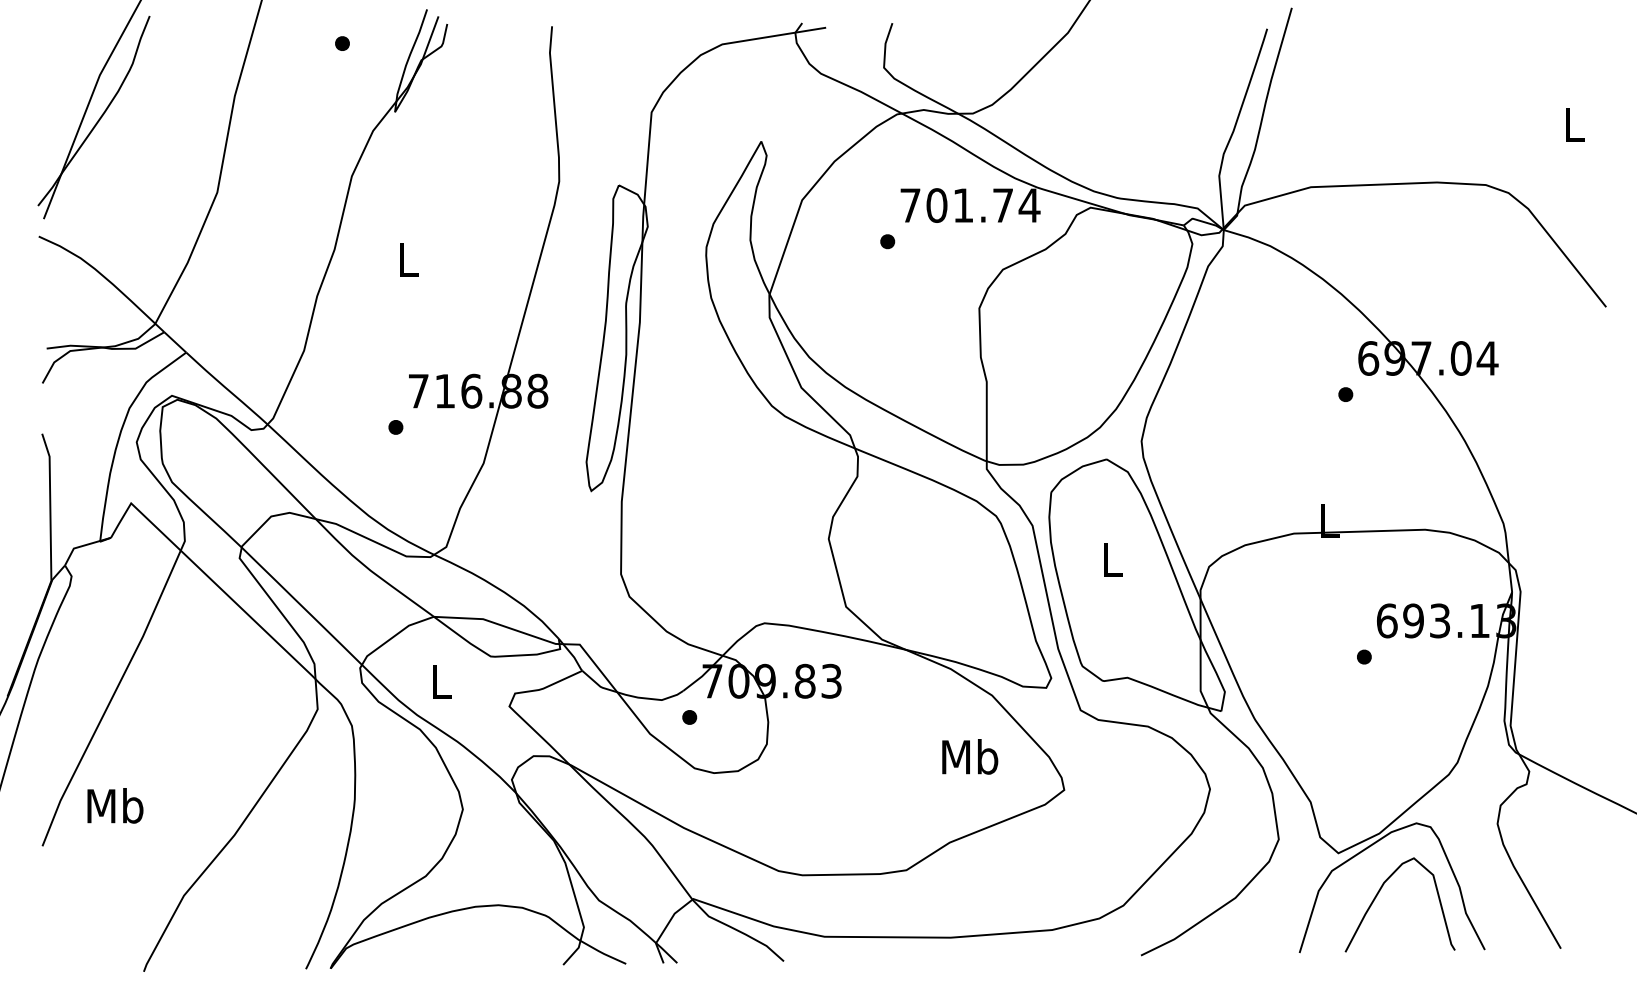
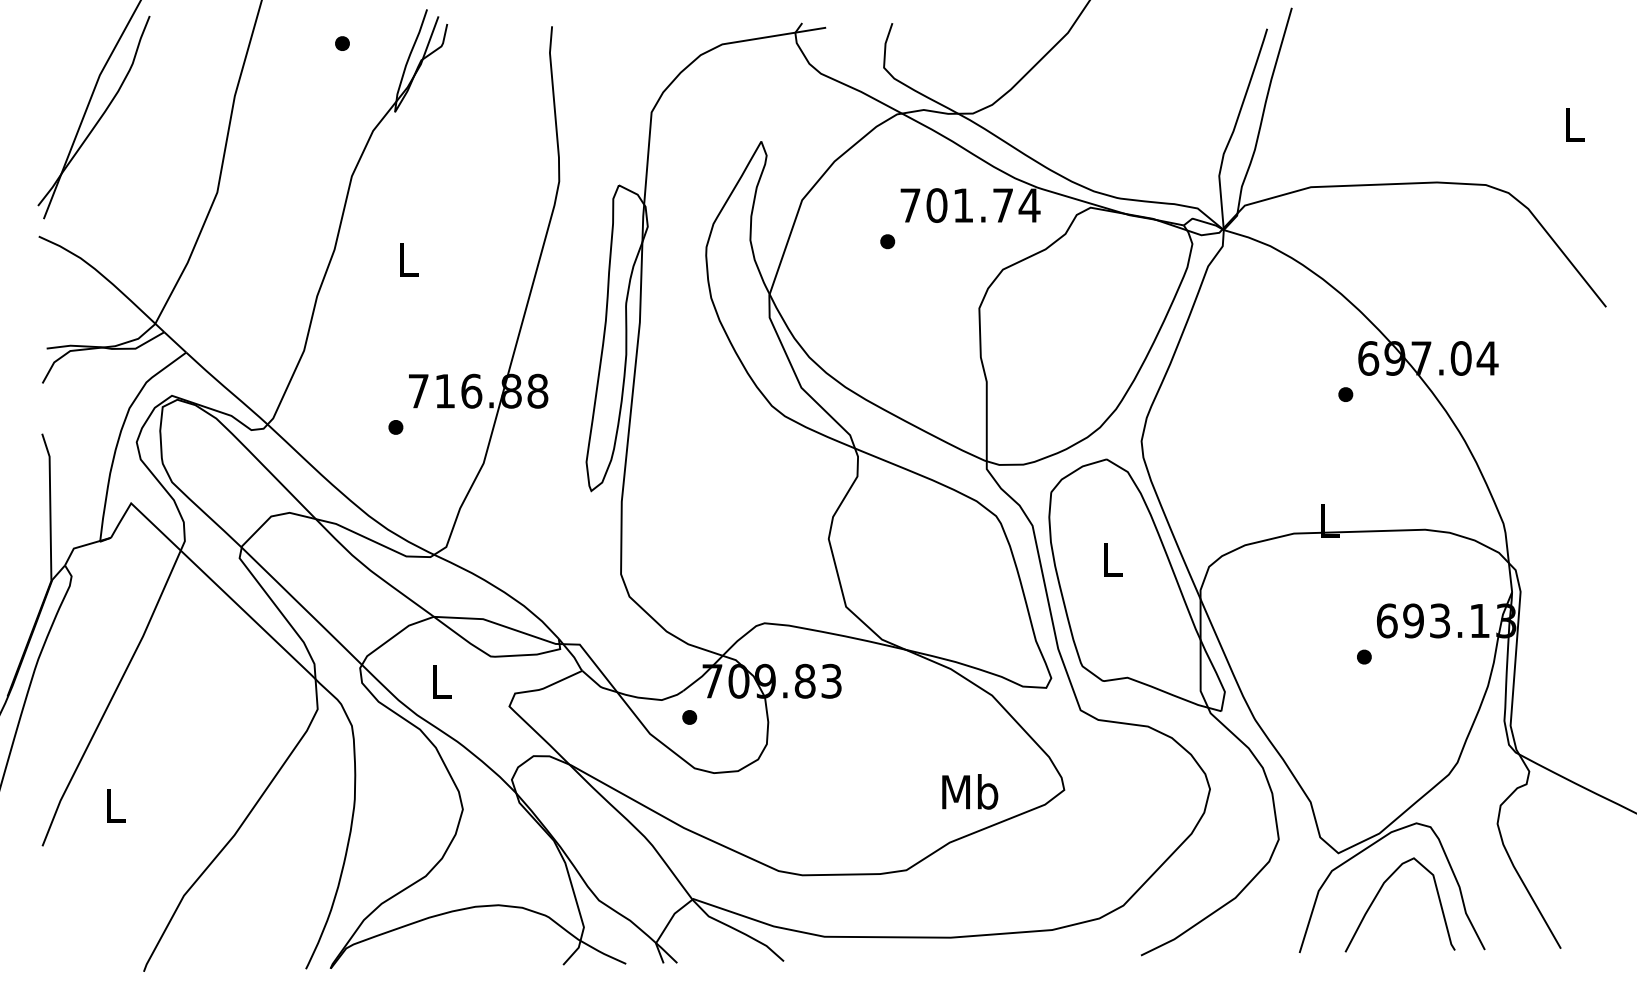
text position: (970, 756) -> (970, 791) (970, 791)
text: Mb -> L (115, 805)
